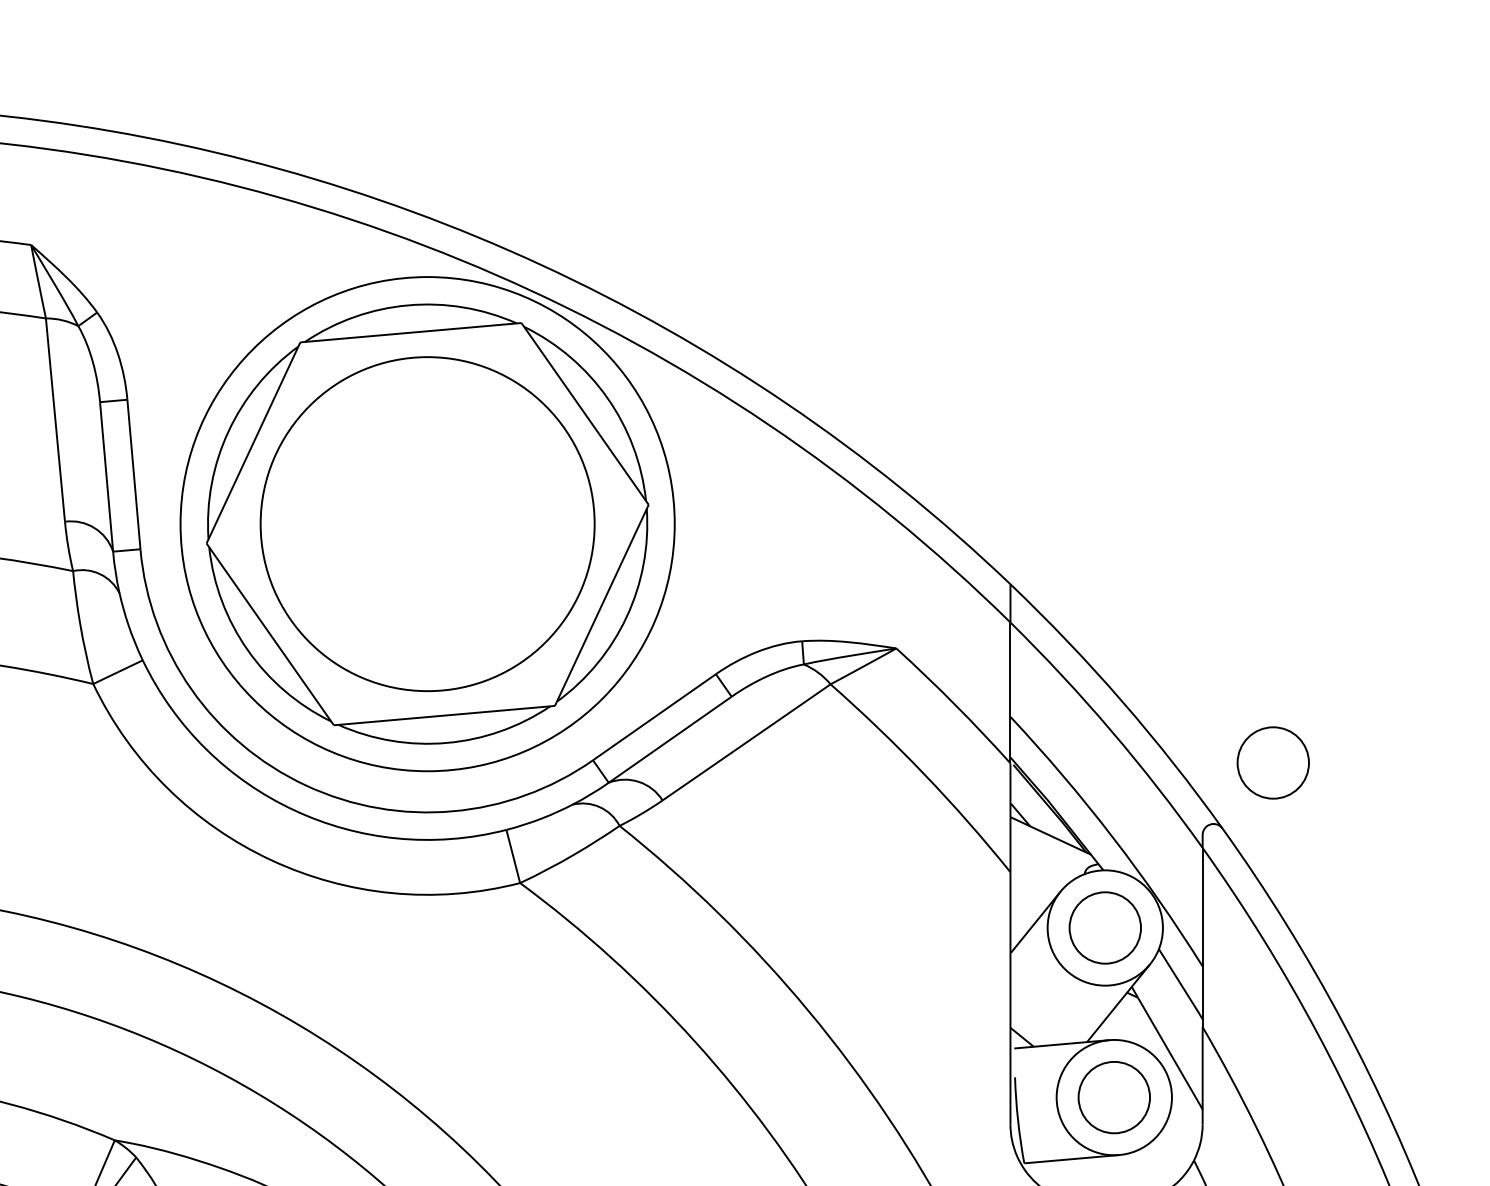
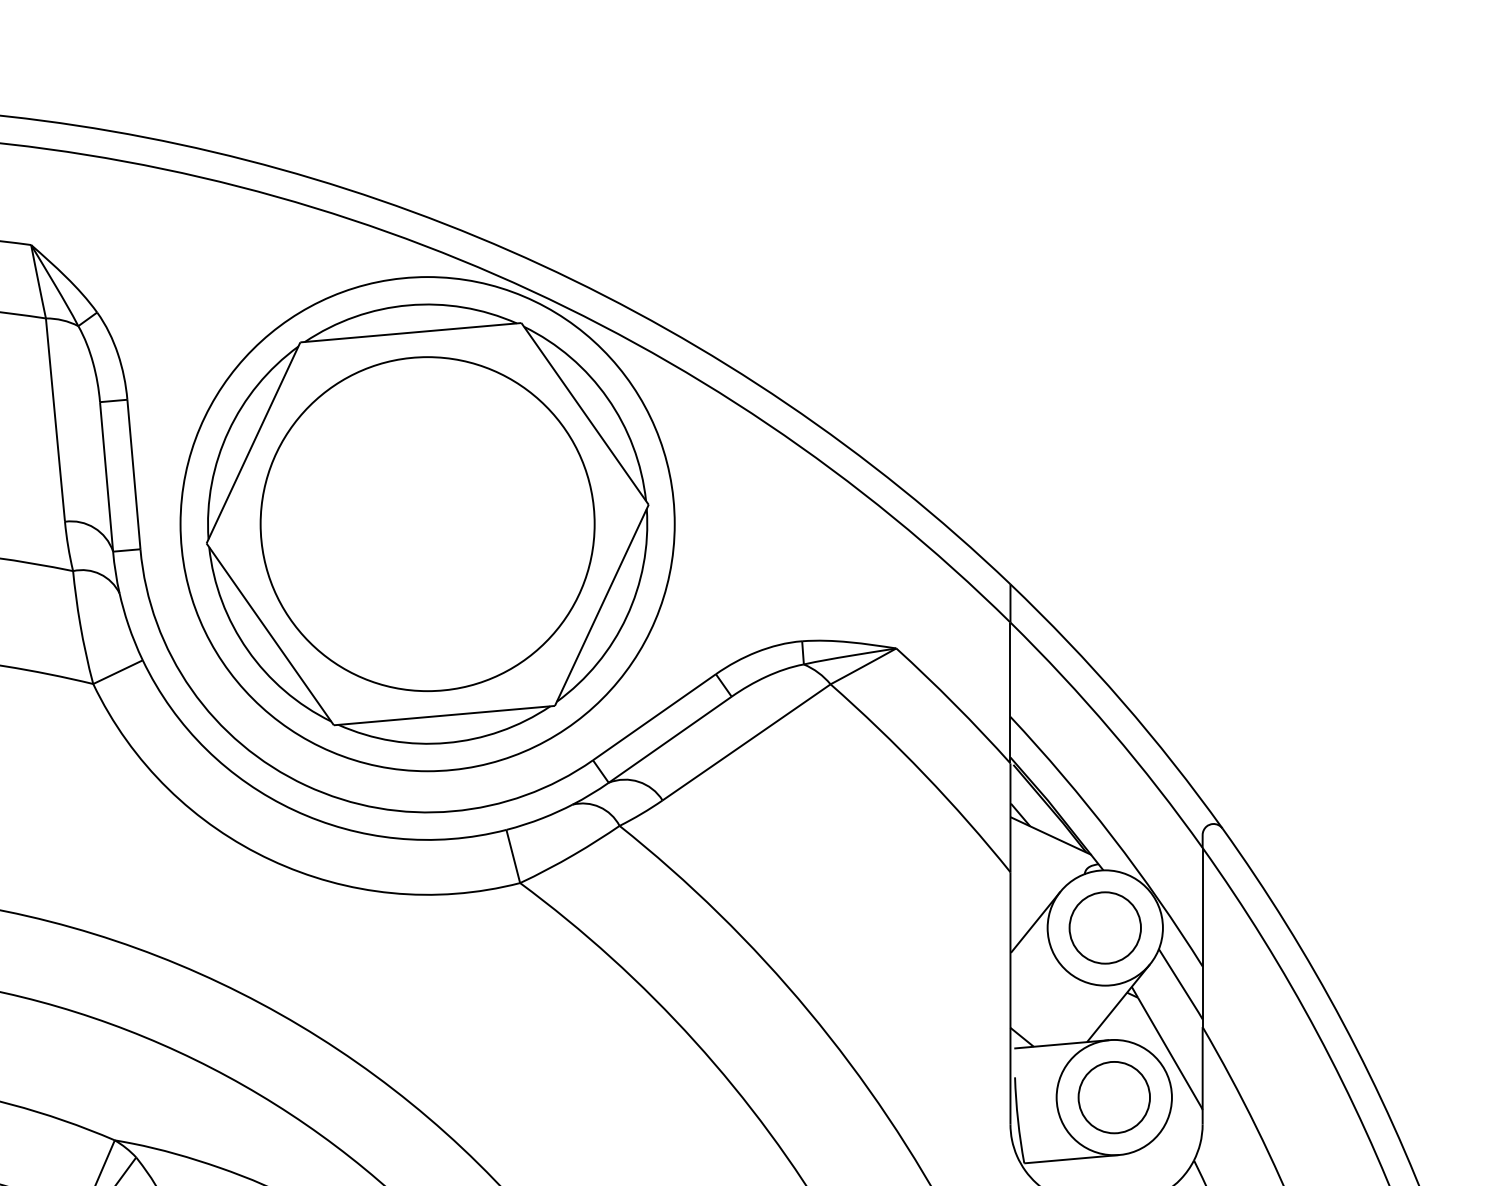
part: present -> none (1272, 762)
